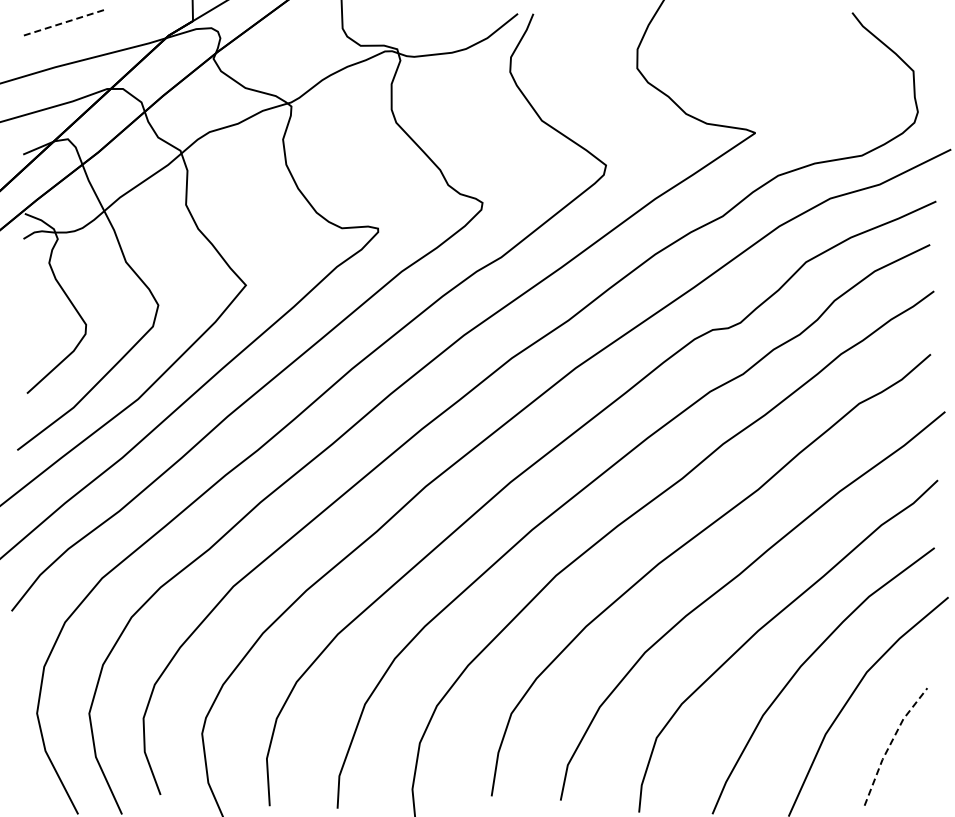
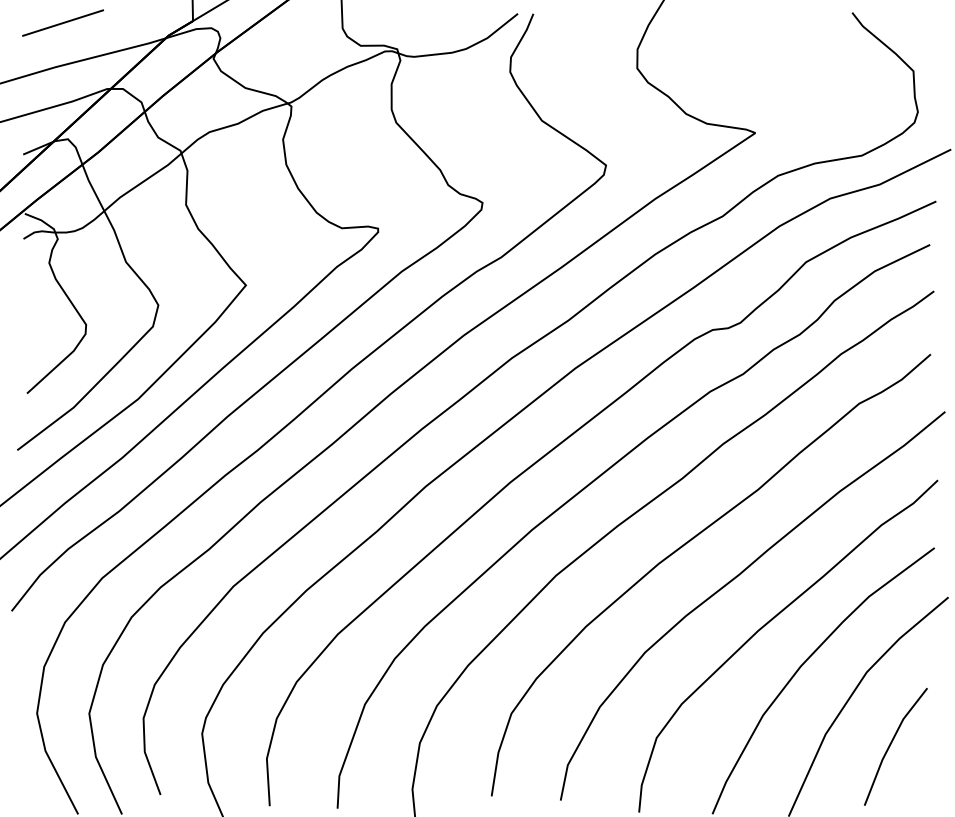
line: dashed -> solid (63, 23)
line: dashed -> solid (890, 743)
